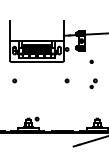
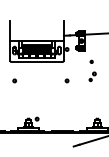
part position: (93, 83) -> (92, 76) (92, 76)
